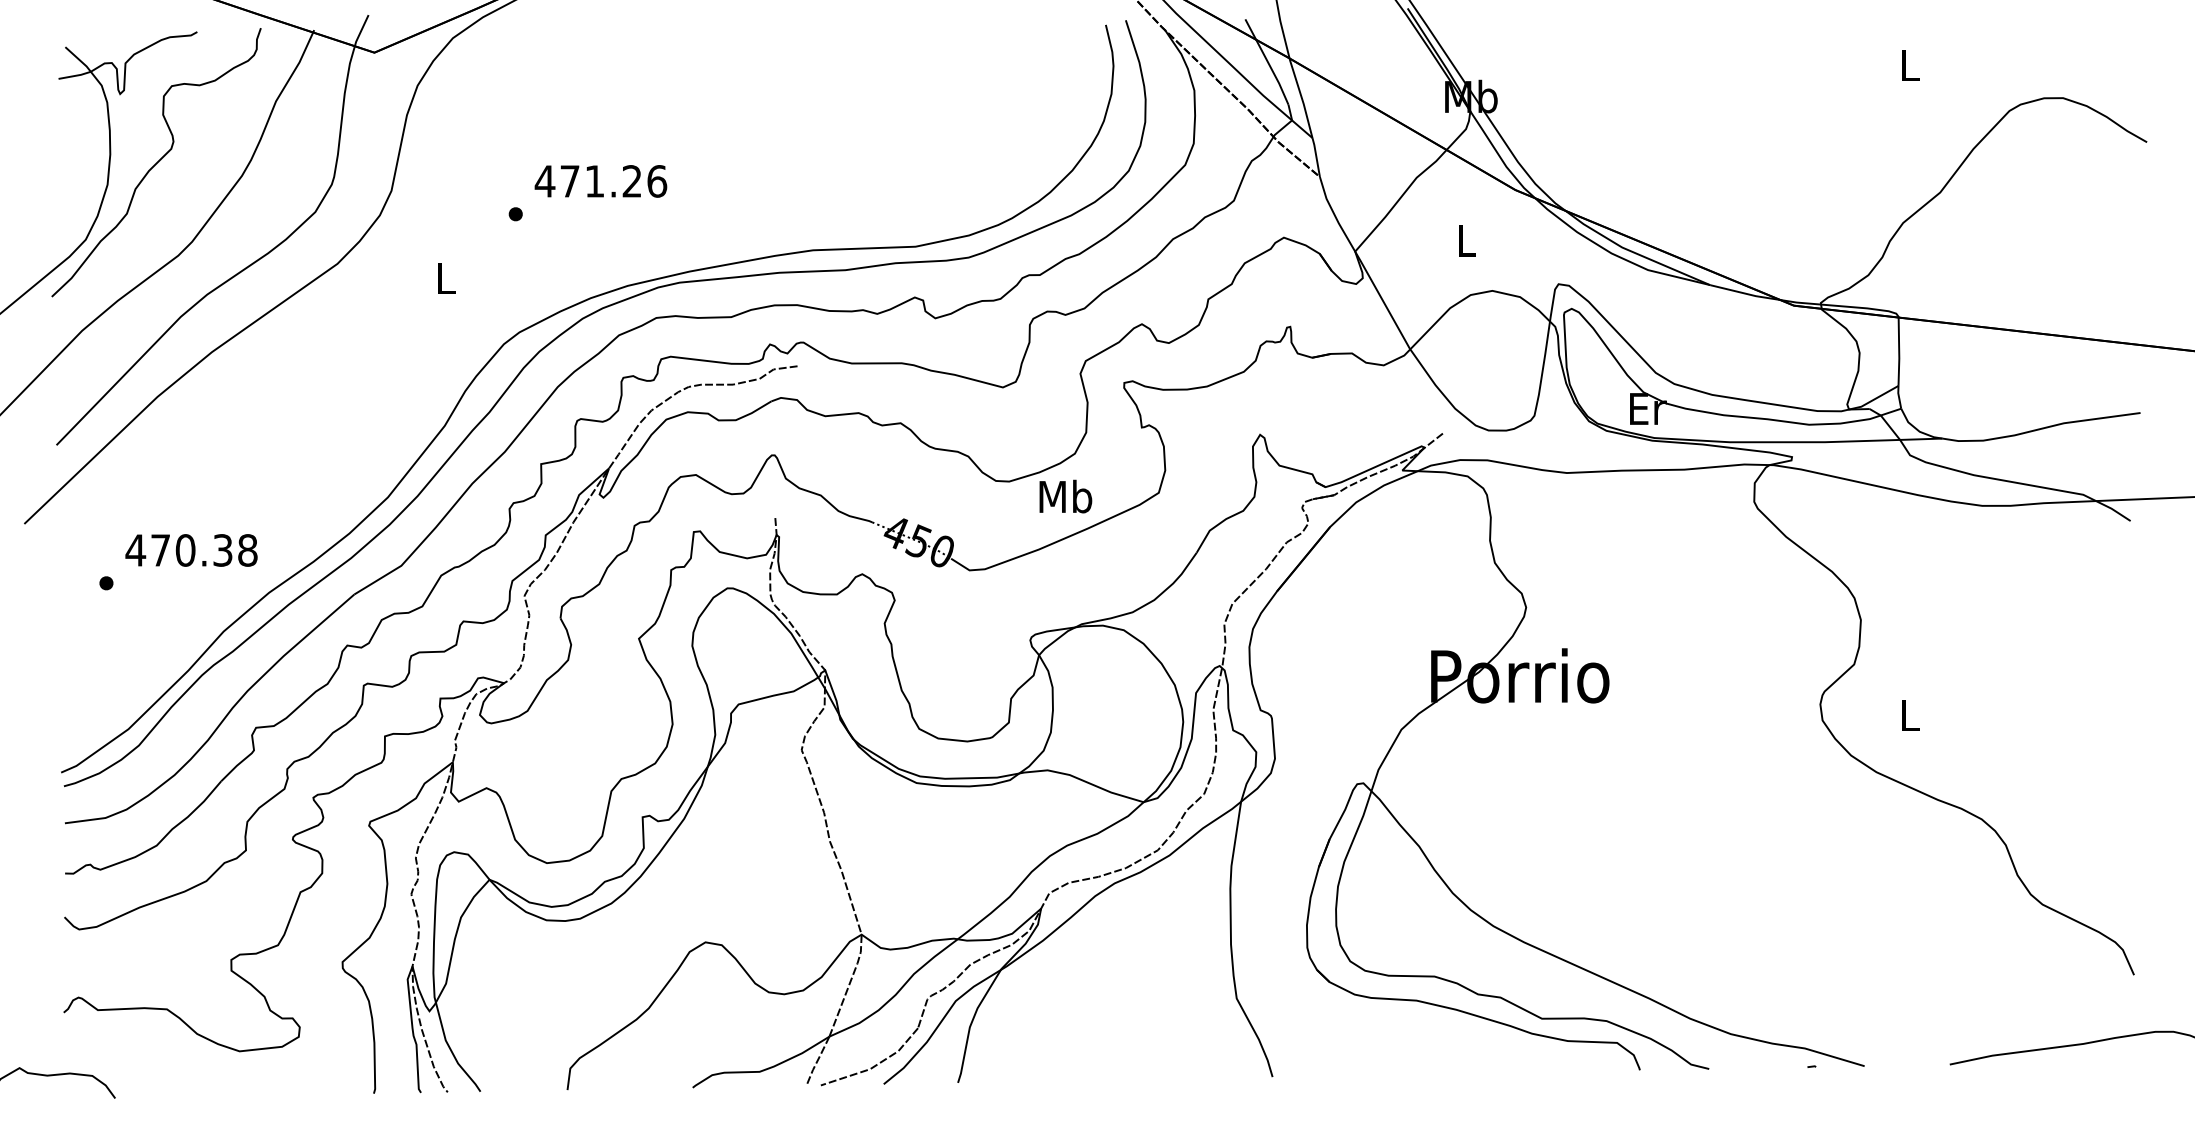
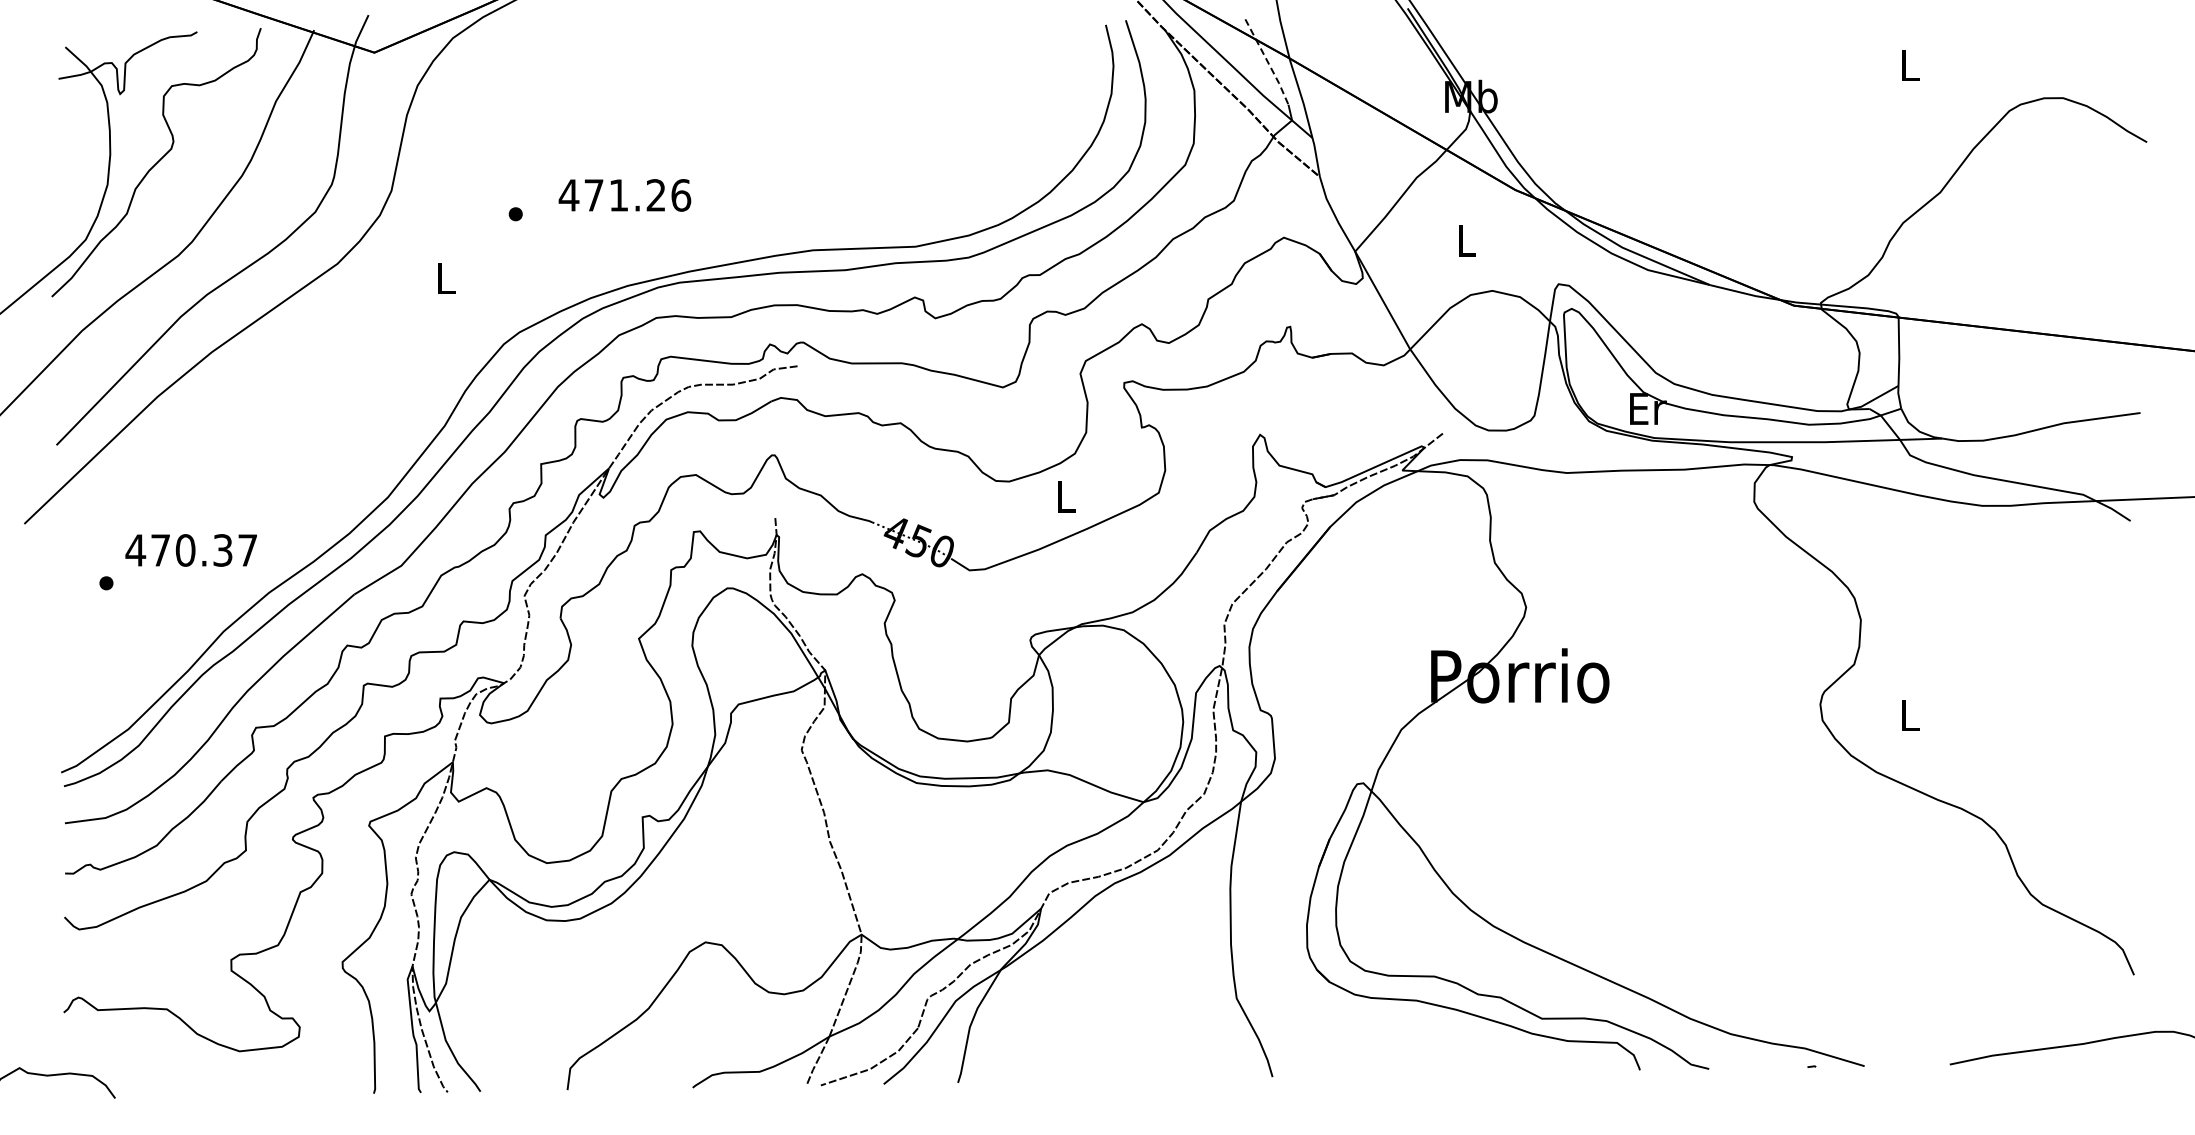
line: solid -> dashed (1268, 62)
text position: (600, 181) -> (624, 195) (624, 195)
text: Mb -> L (1065, 496)
text: 470.38 -> 470.37 (247, 550)
